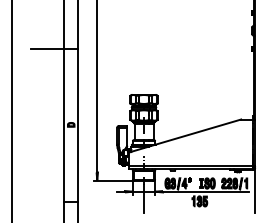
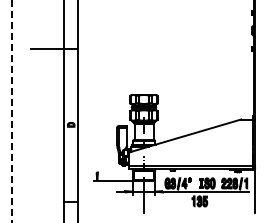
line: present -> none (97, 87)
line: solid -> dashed (11, 111)
